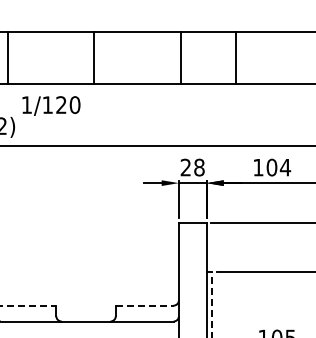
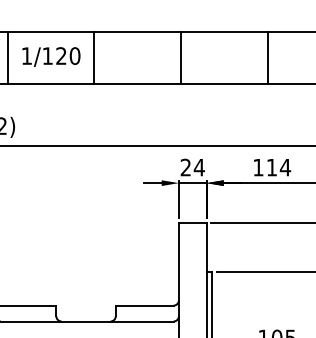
line position: (236, 58) -> (268, 58) (268, 58)
text position: (51, 105) -> (51, 56) (51, 56)
text: 28 -> 24 (198, 167)
text: 104 -> 114 (271, 167)
line: dashed -> solid (212, 304)
line: dashed -> solid (28, 305)
line: dashed -> solid (144, 305)
